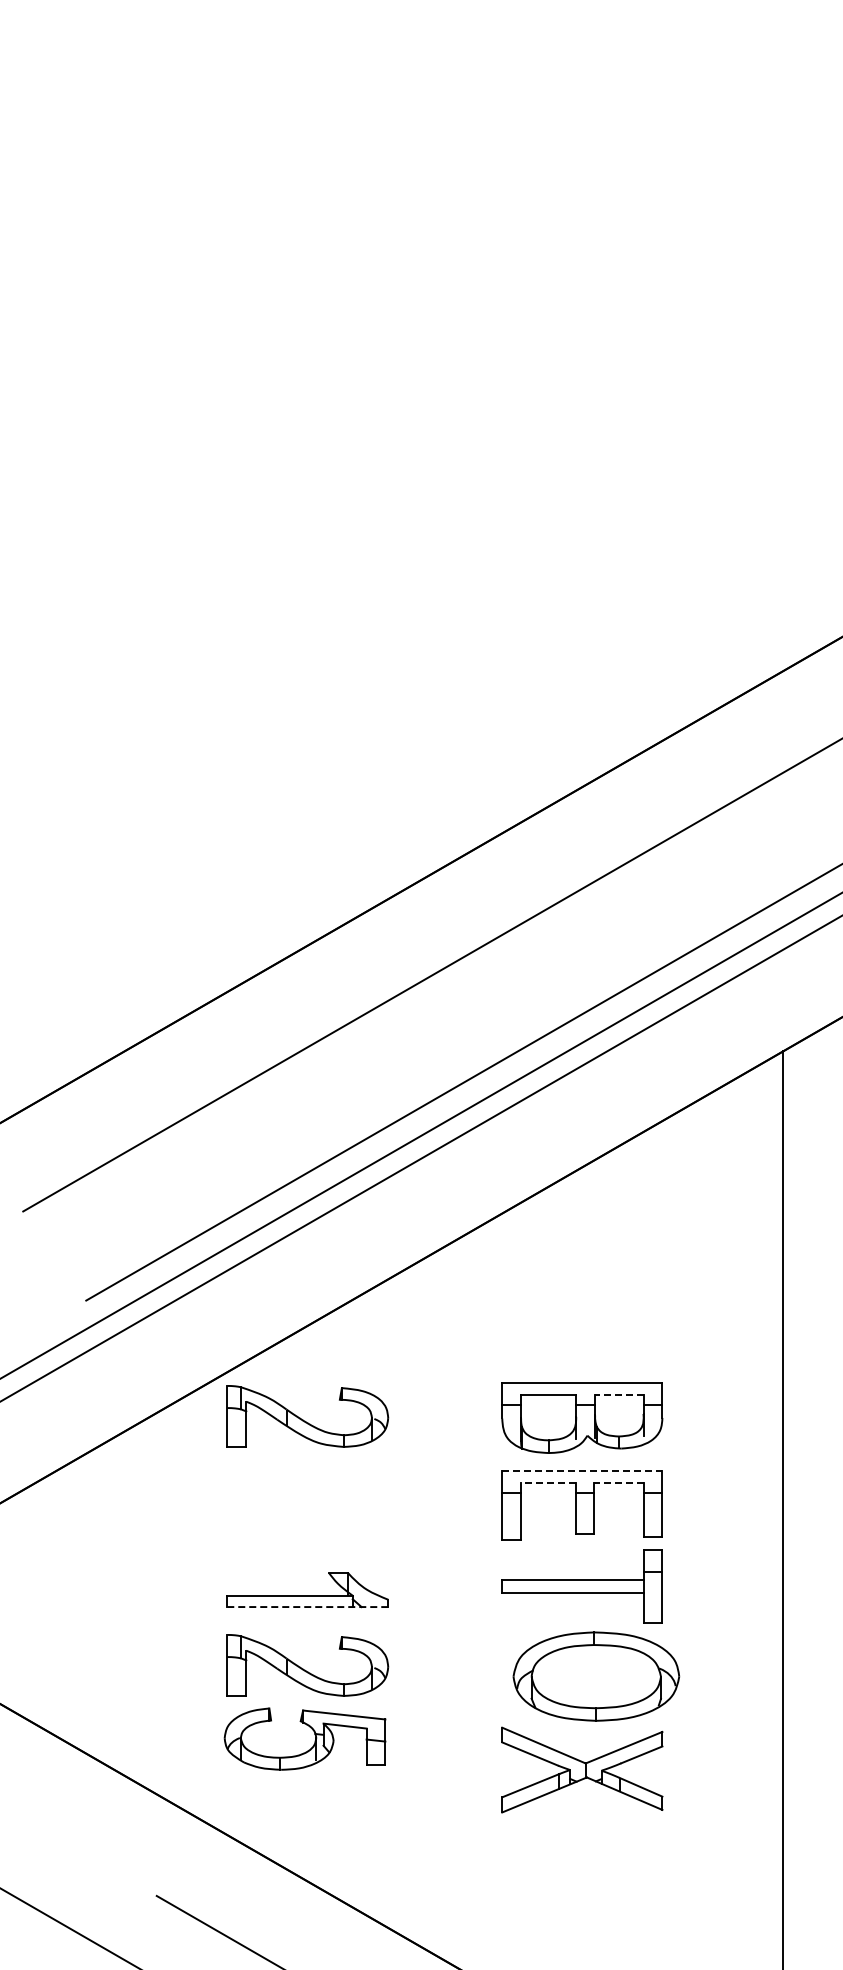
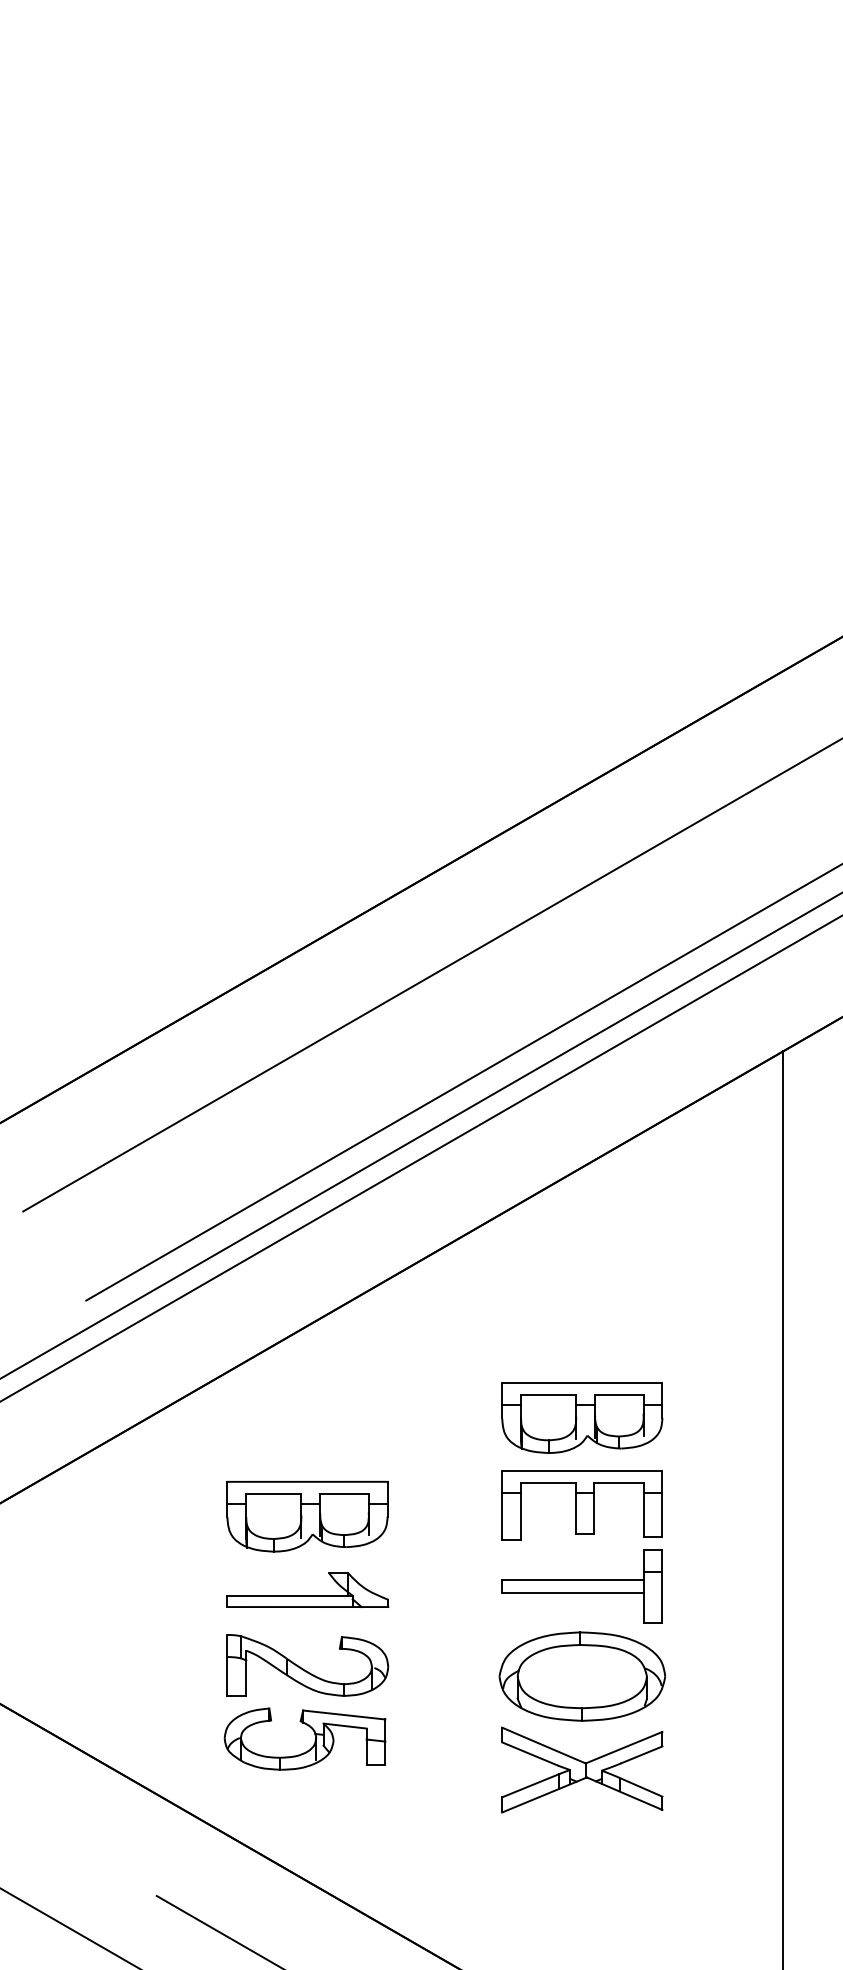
line: dashed -> solid (618, 1395)
part: present -> none (307, 1416)
line: dashed -> solid (582, 1470)
line: dashed -> solid (547, 1482)
line: dashed -> solid (618, 1482)
part: none -> present (307, 1516)
line: dashed -> solid (307, 1607)
part position: (596, 1676) -> (582, 1676) (582, 1676)
